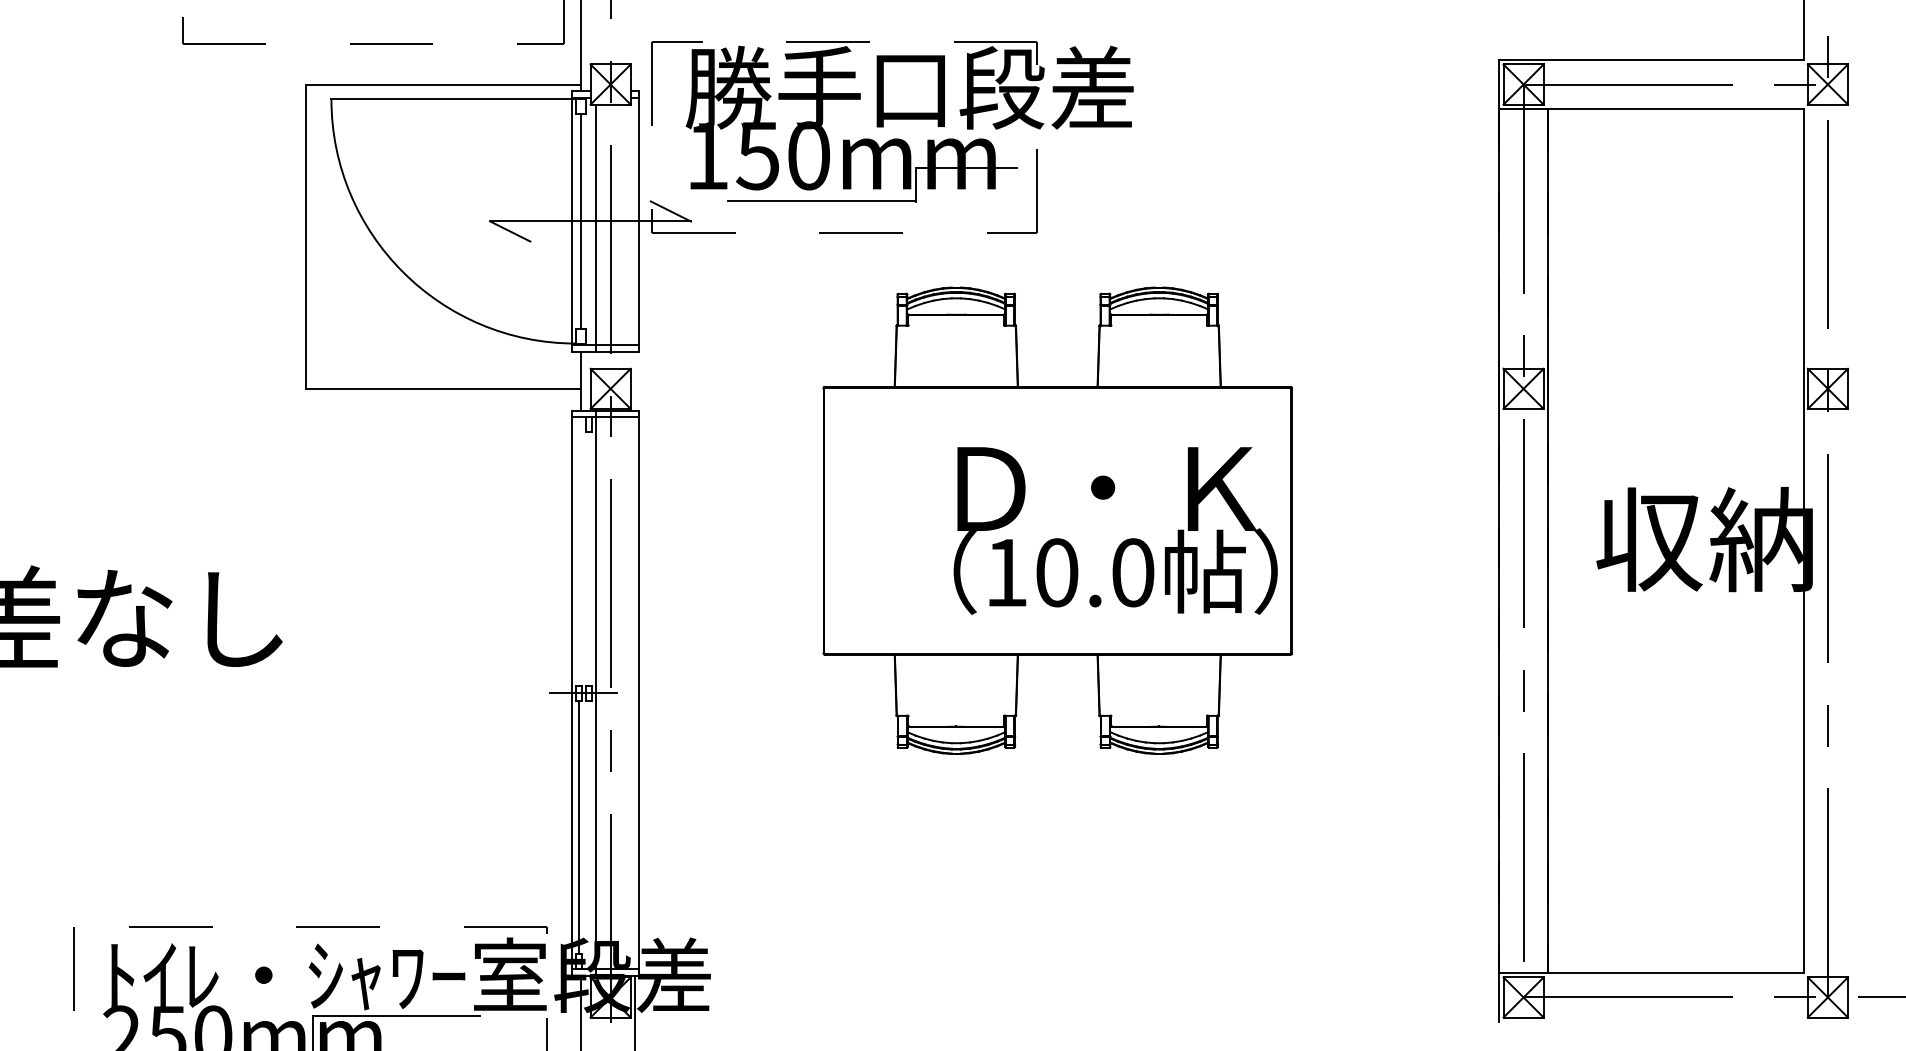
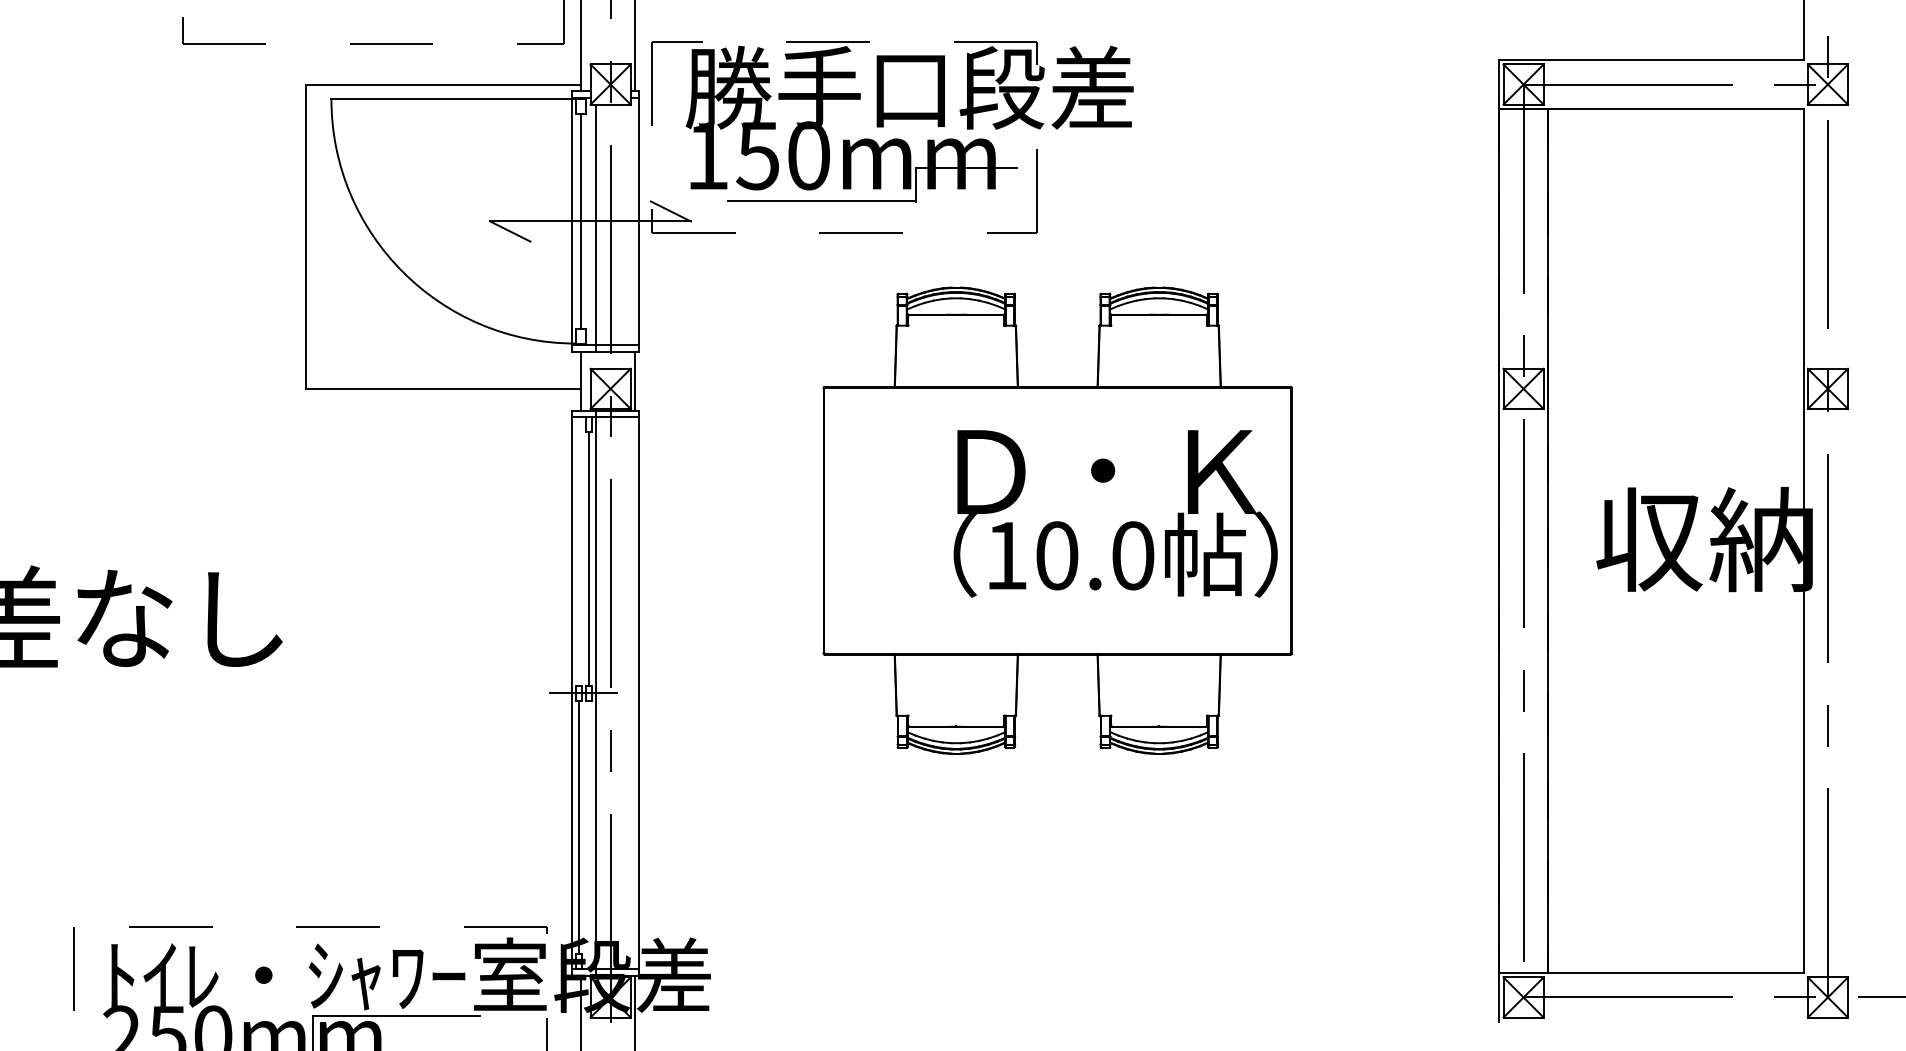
line: none -> present (634, 46)
line: none -> present (634, 380)
text position: (1115, 530) -> (1115, 513) (1115, 513)
line: none -> present (588, 558)
